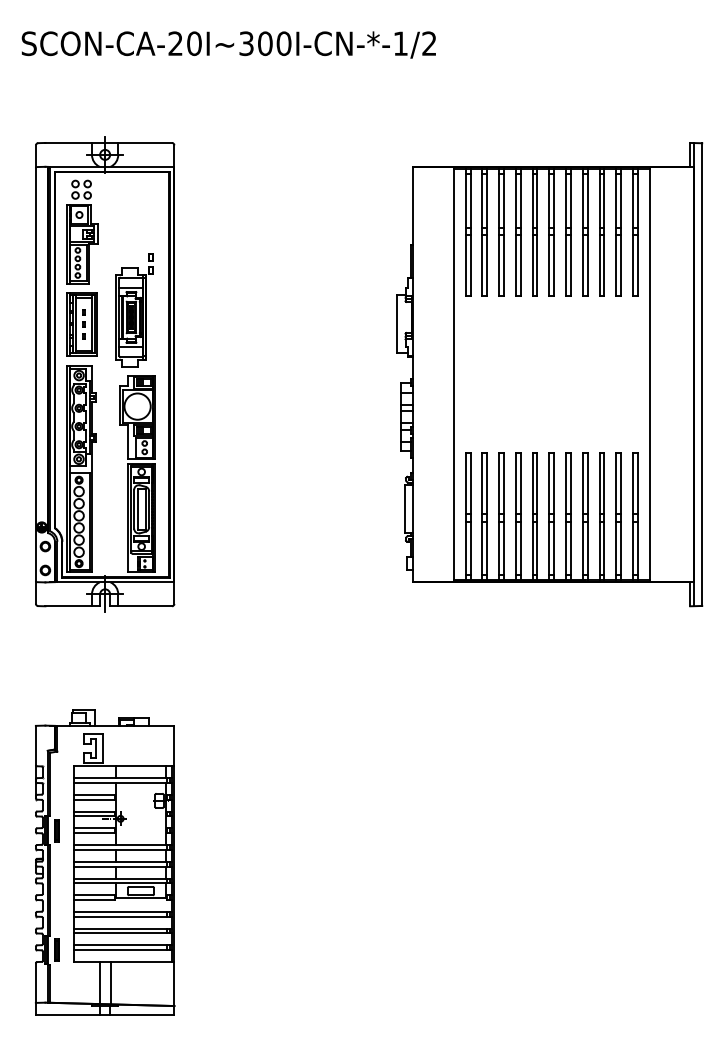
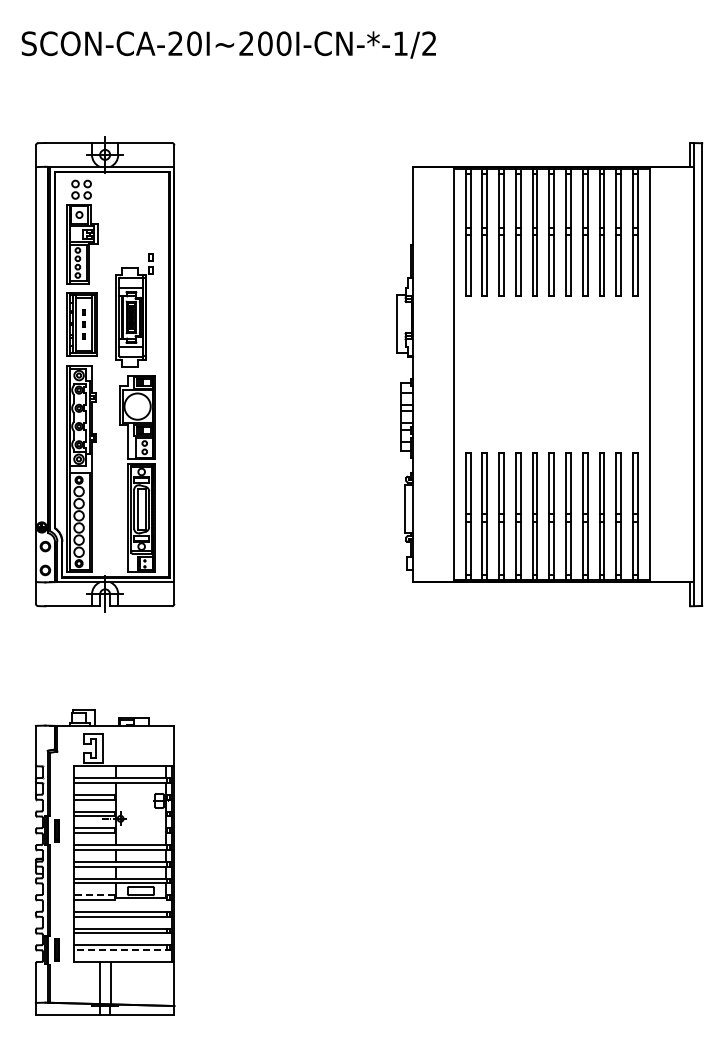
text: SCON-CA-20I~300I-CN-*-1/2 -> SCON-CA-20I~200I-CN-*-1/2 (246, 43)
line: solid -> dashed (93, 895)
line: solid -> dashed (123, 950)
